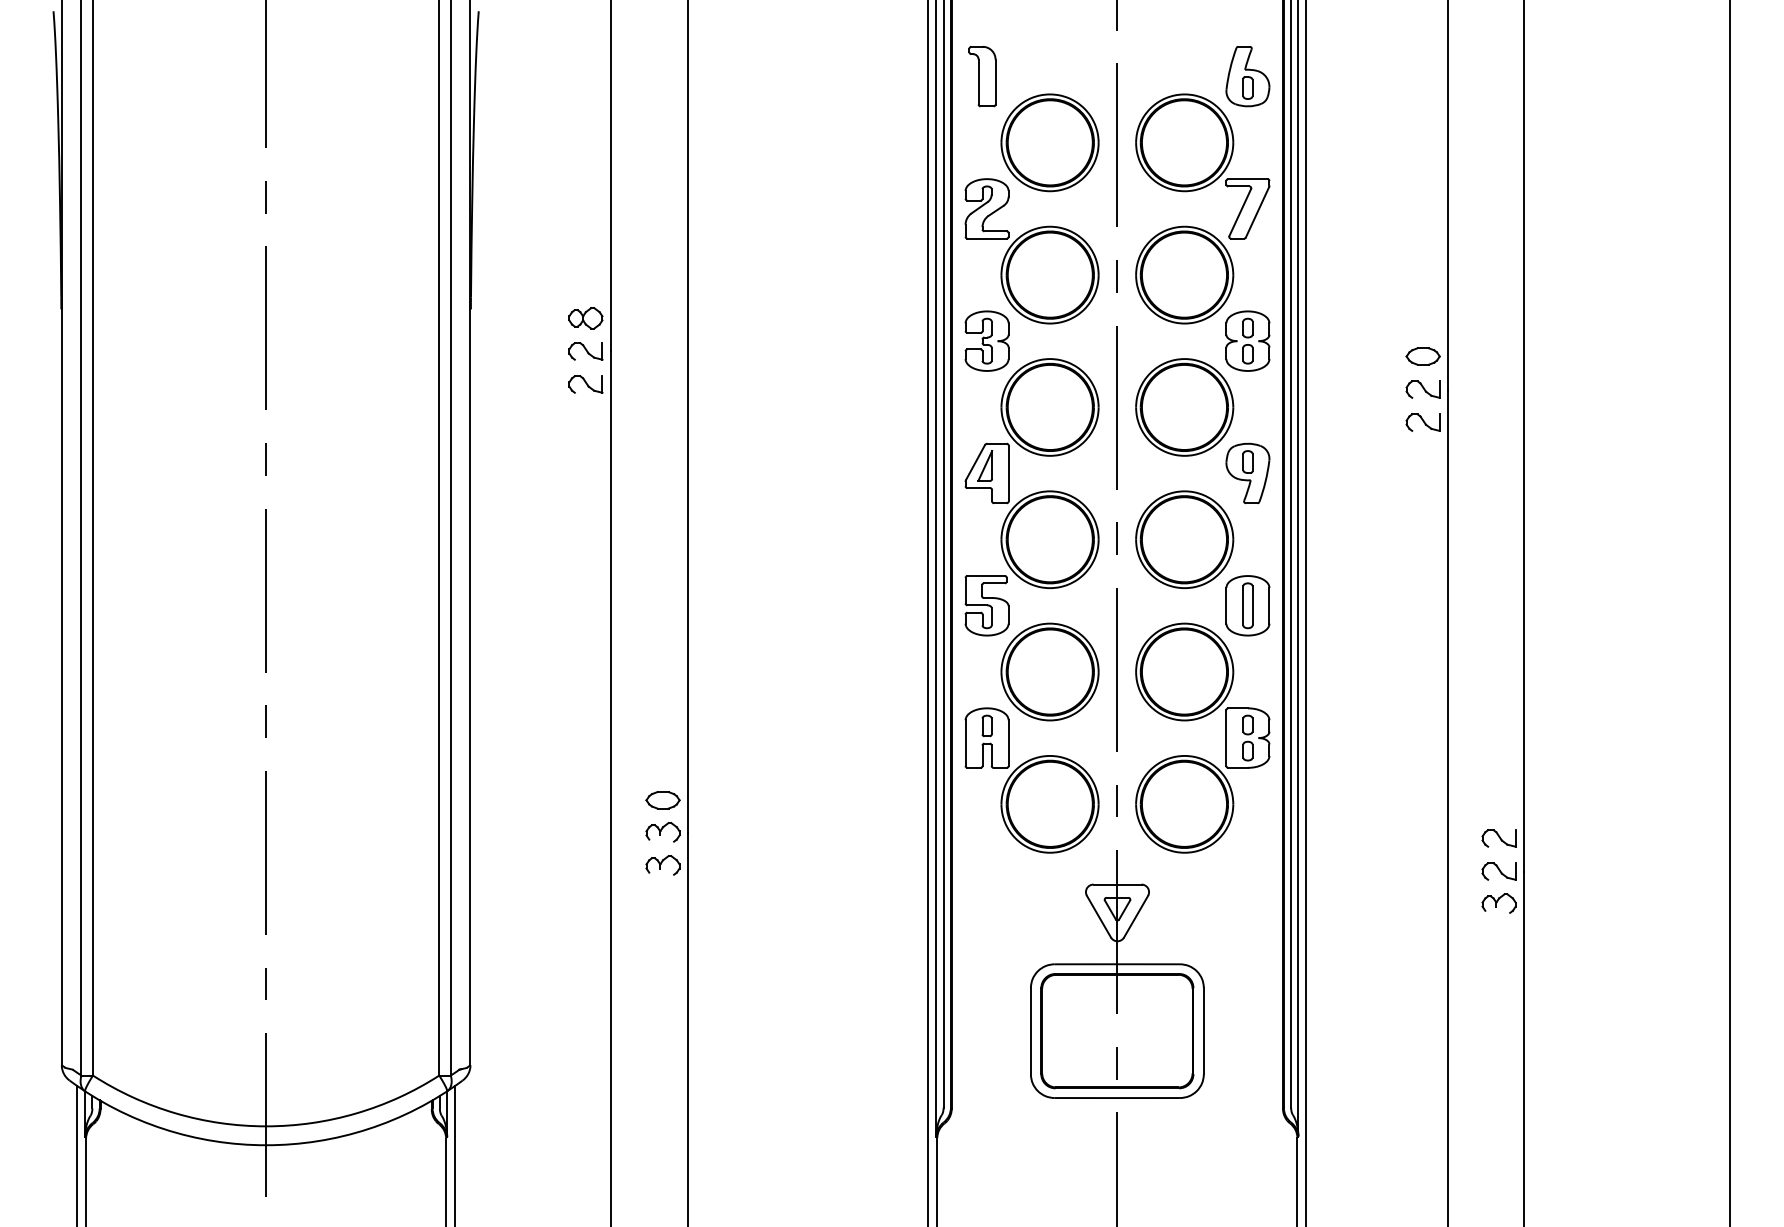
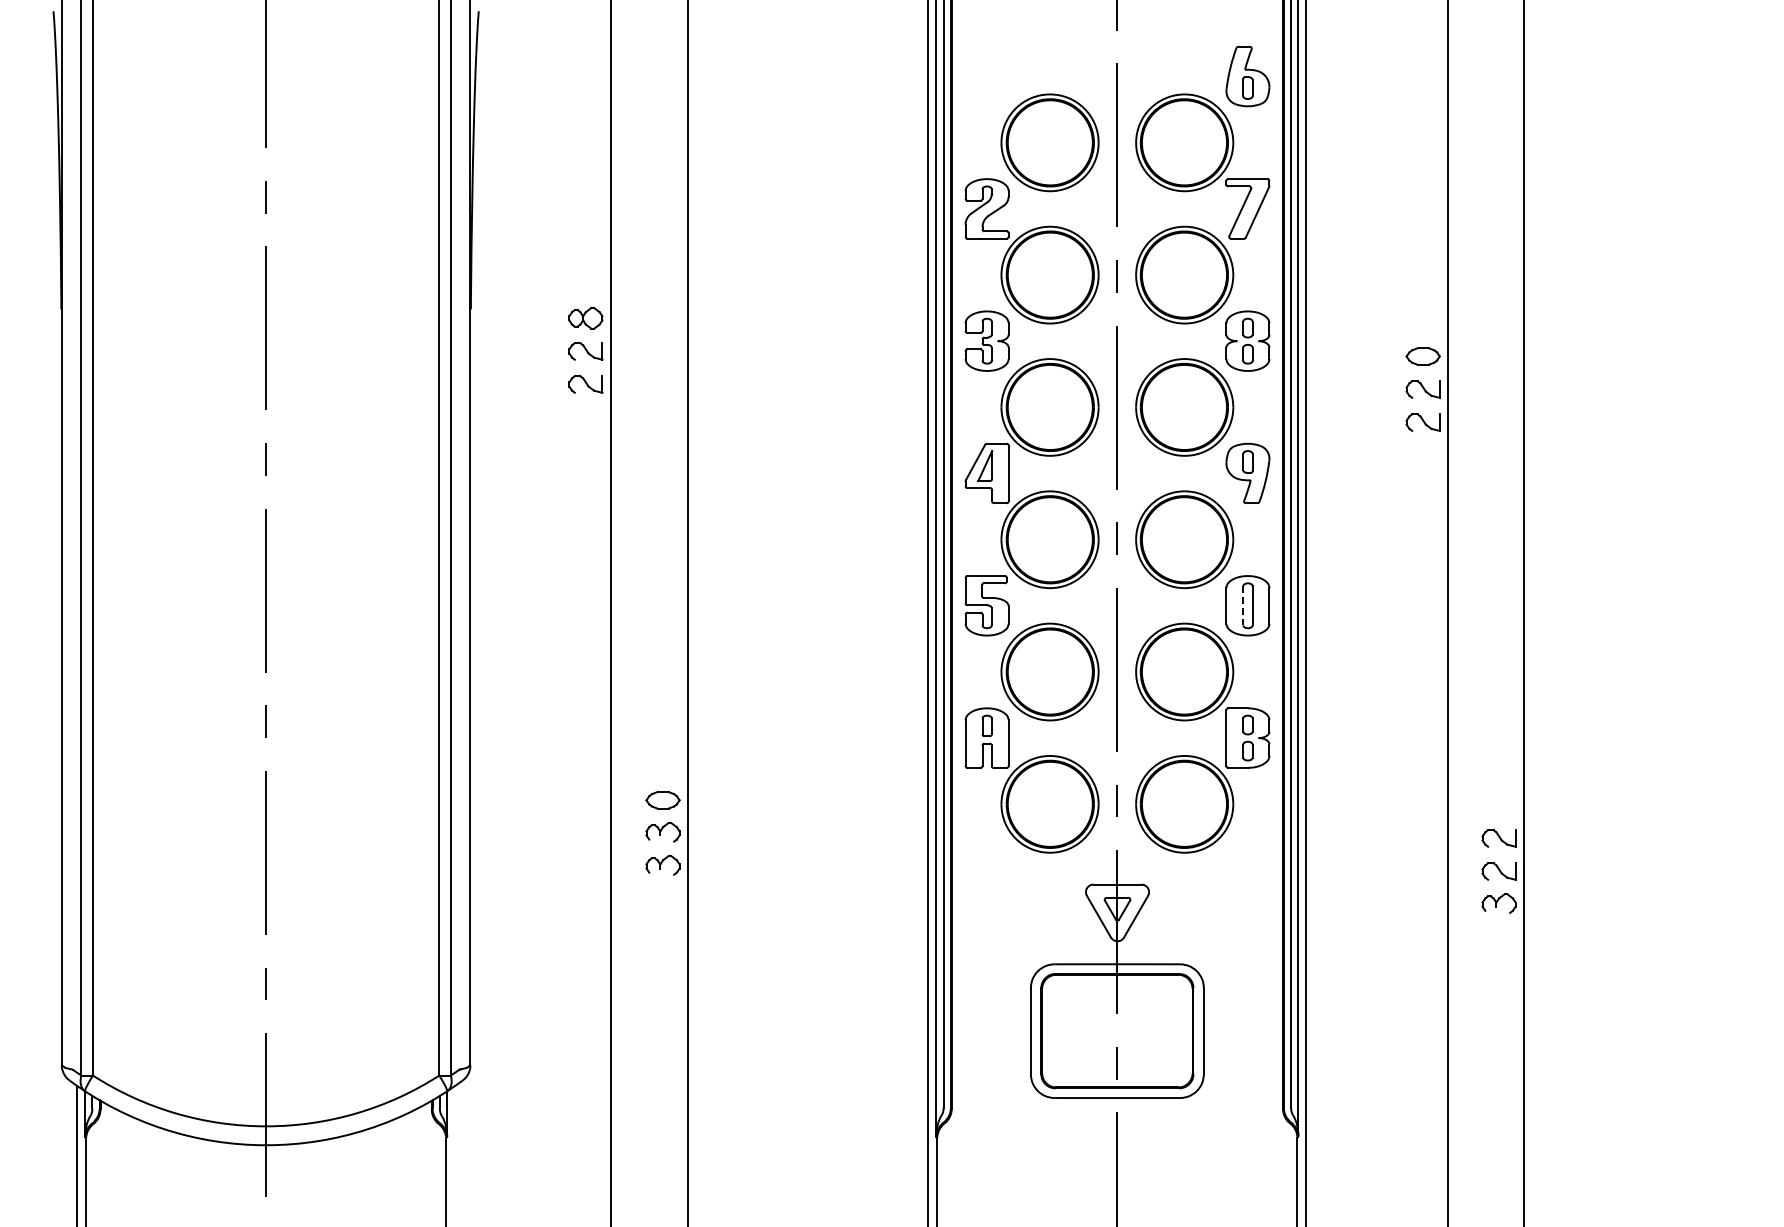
part: present -> none (982, 76)
line: solid -> dashed (1243, 605)
line: present -> none (1730, 612)
line: present -> none (455, 1154)
